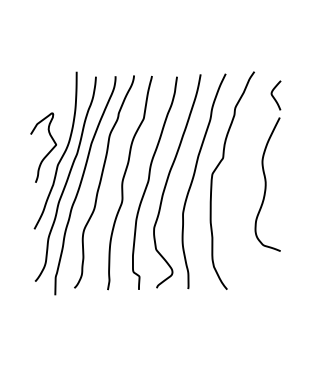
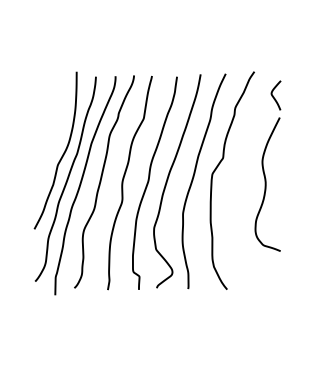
curve: present -> none (48, 152)
